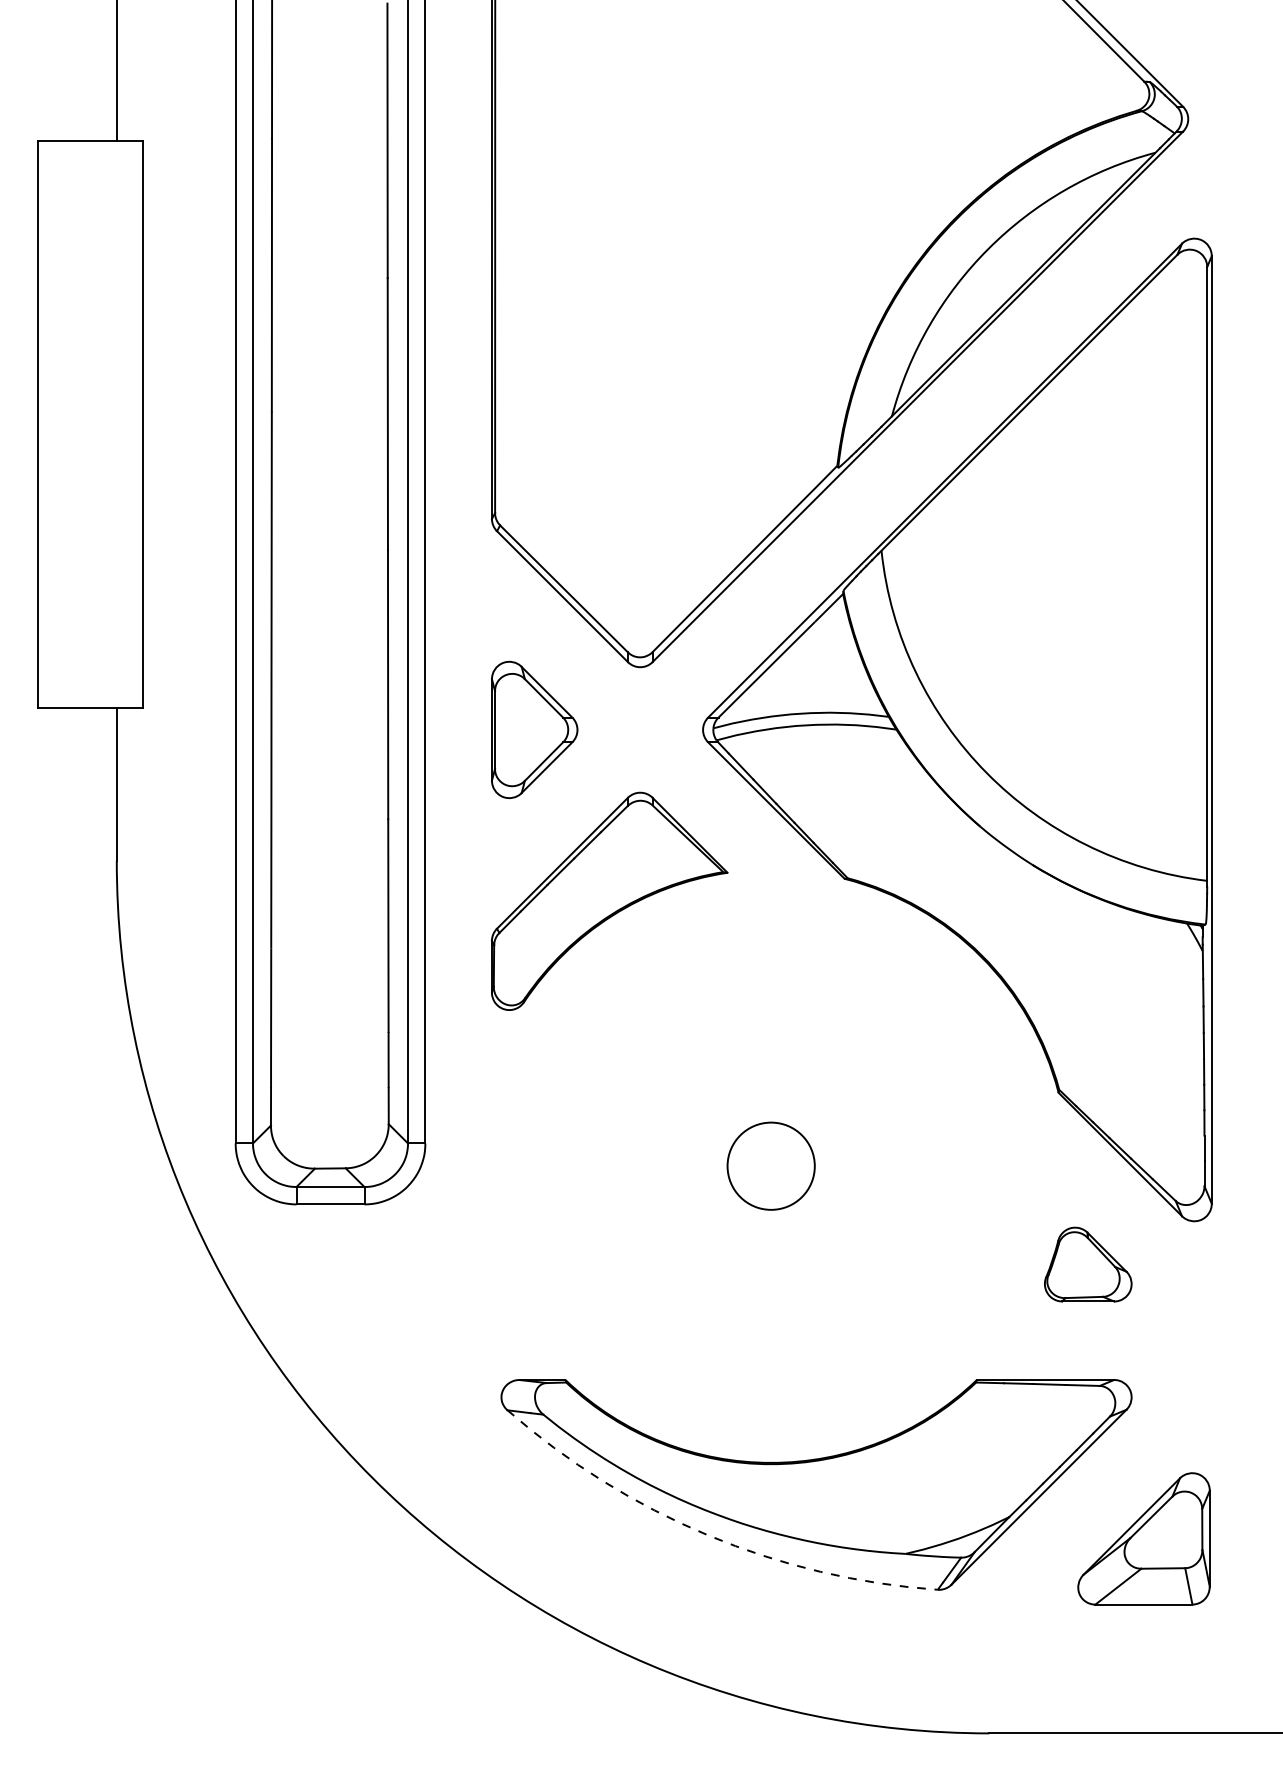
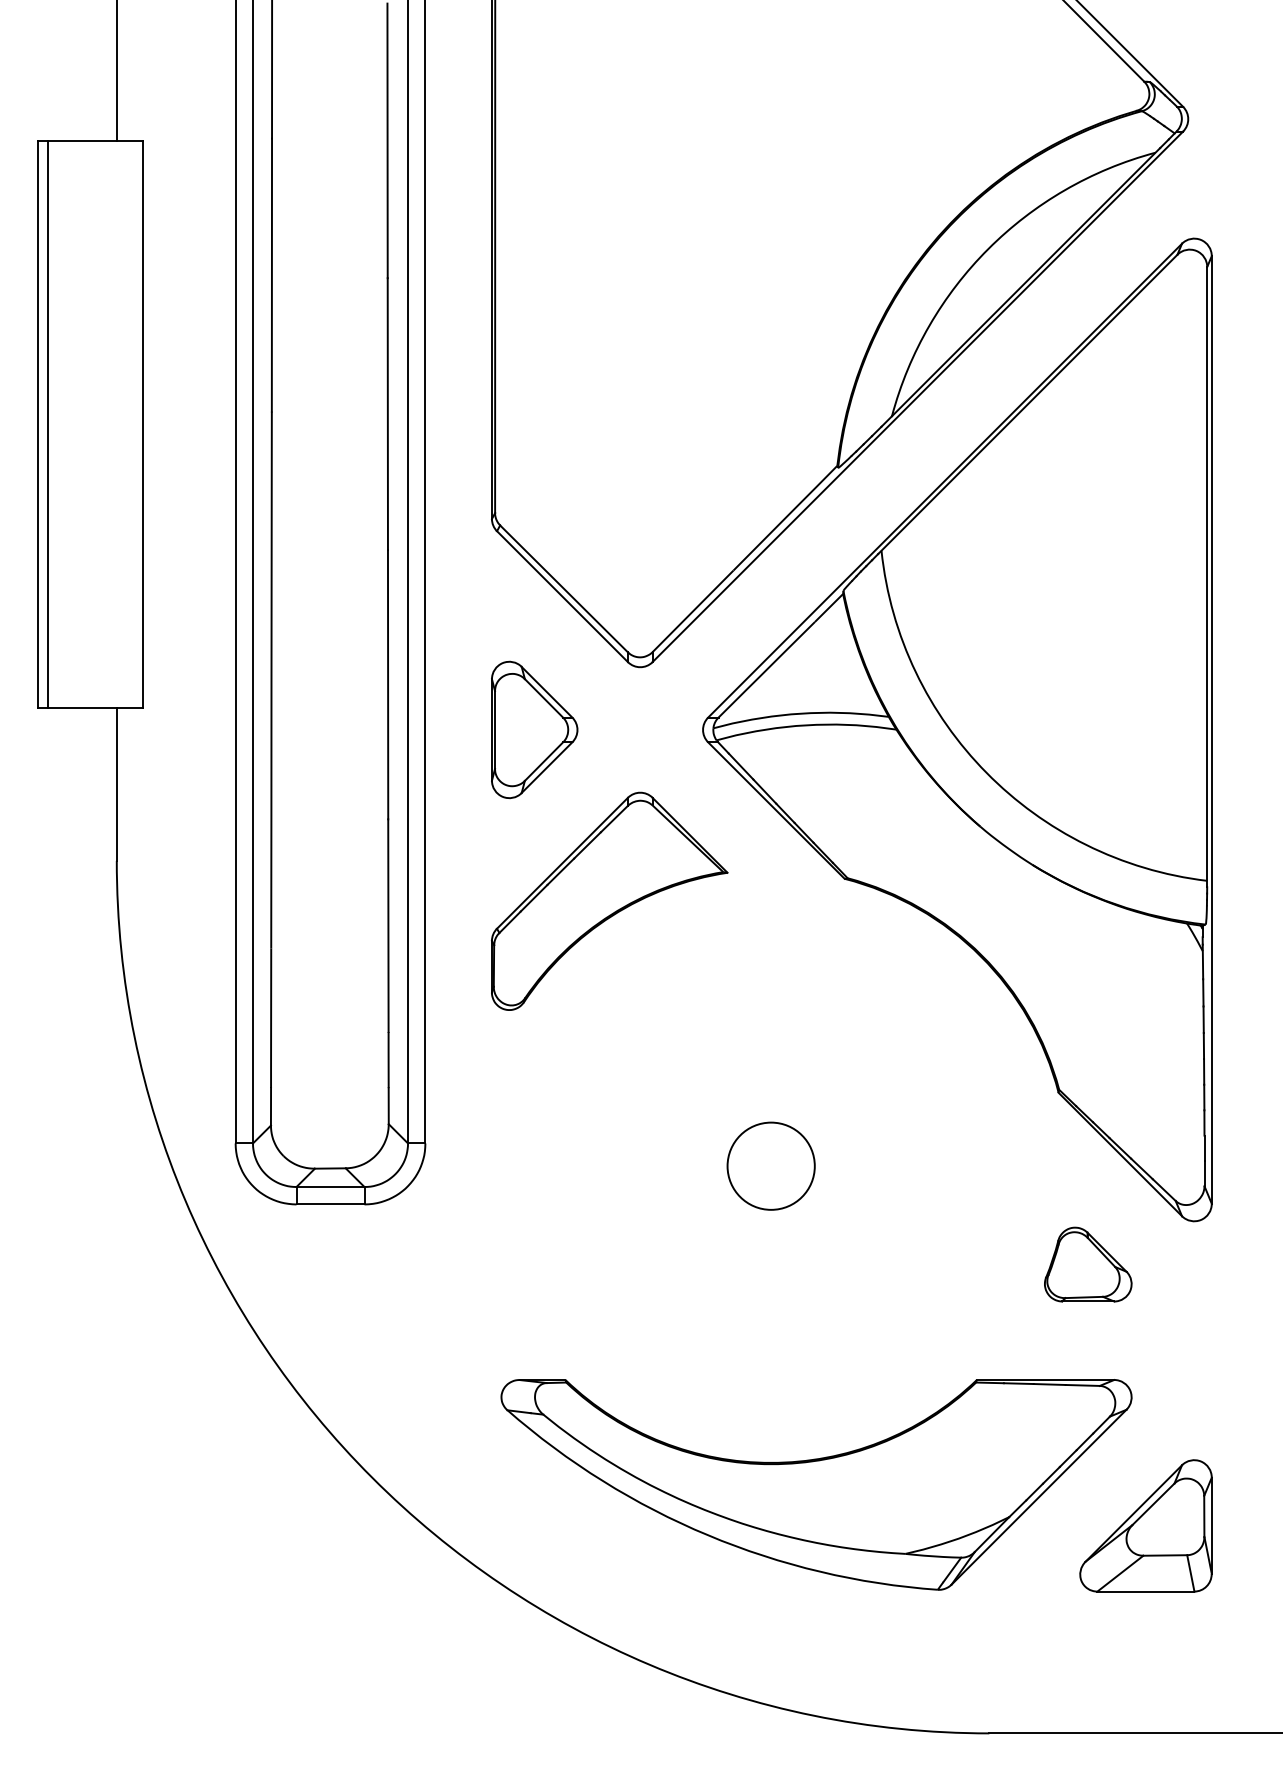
line: none -> present (48, 424)
arc: dashed -> solid (708, 1535)
part position: (1143, 1538) -> (1145, 1525) (1145, 1525)
